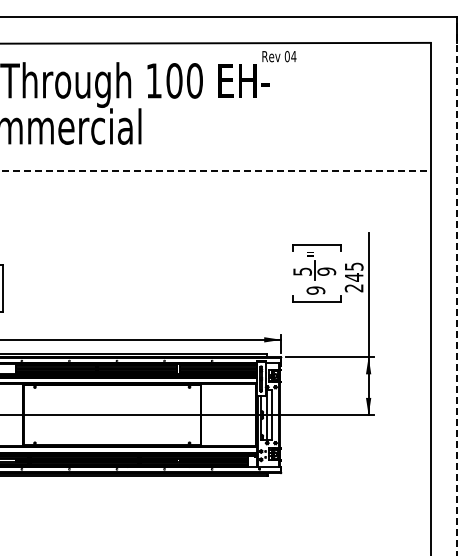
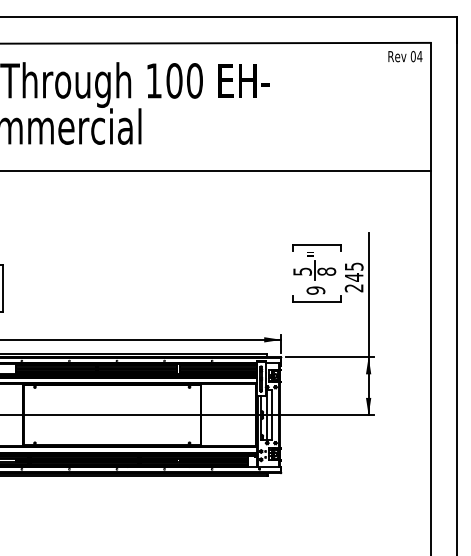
text position: (279, 56) -> (405, 56) (405, 56)
line: dashed -> solid (215, 171)
text: 9 -> 8 (326, 271)
line: dashed -> solid (456, 285)
